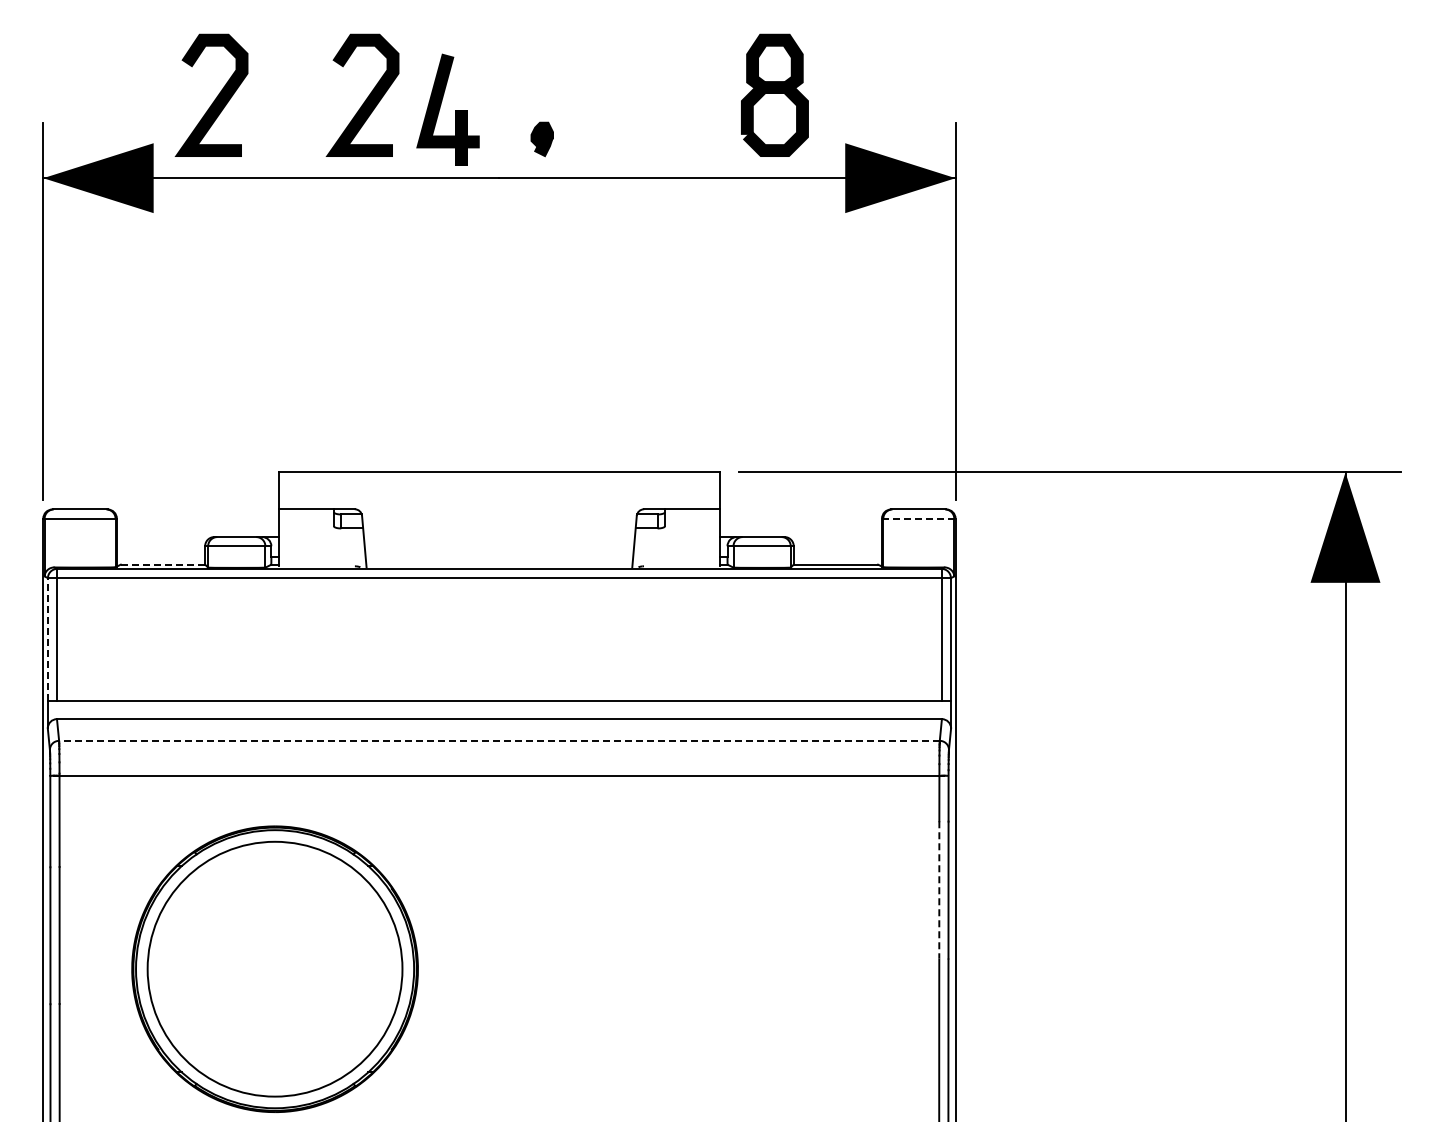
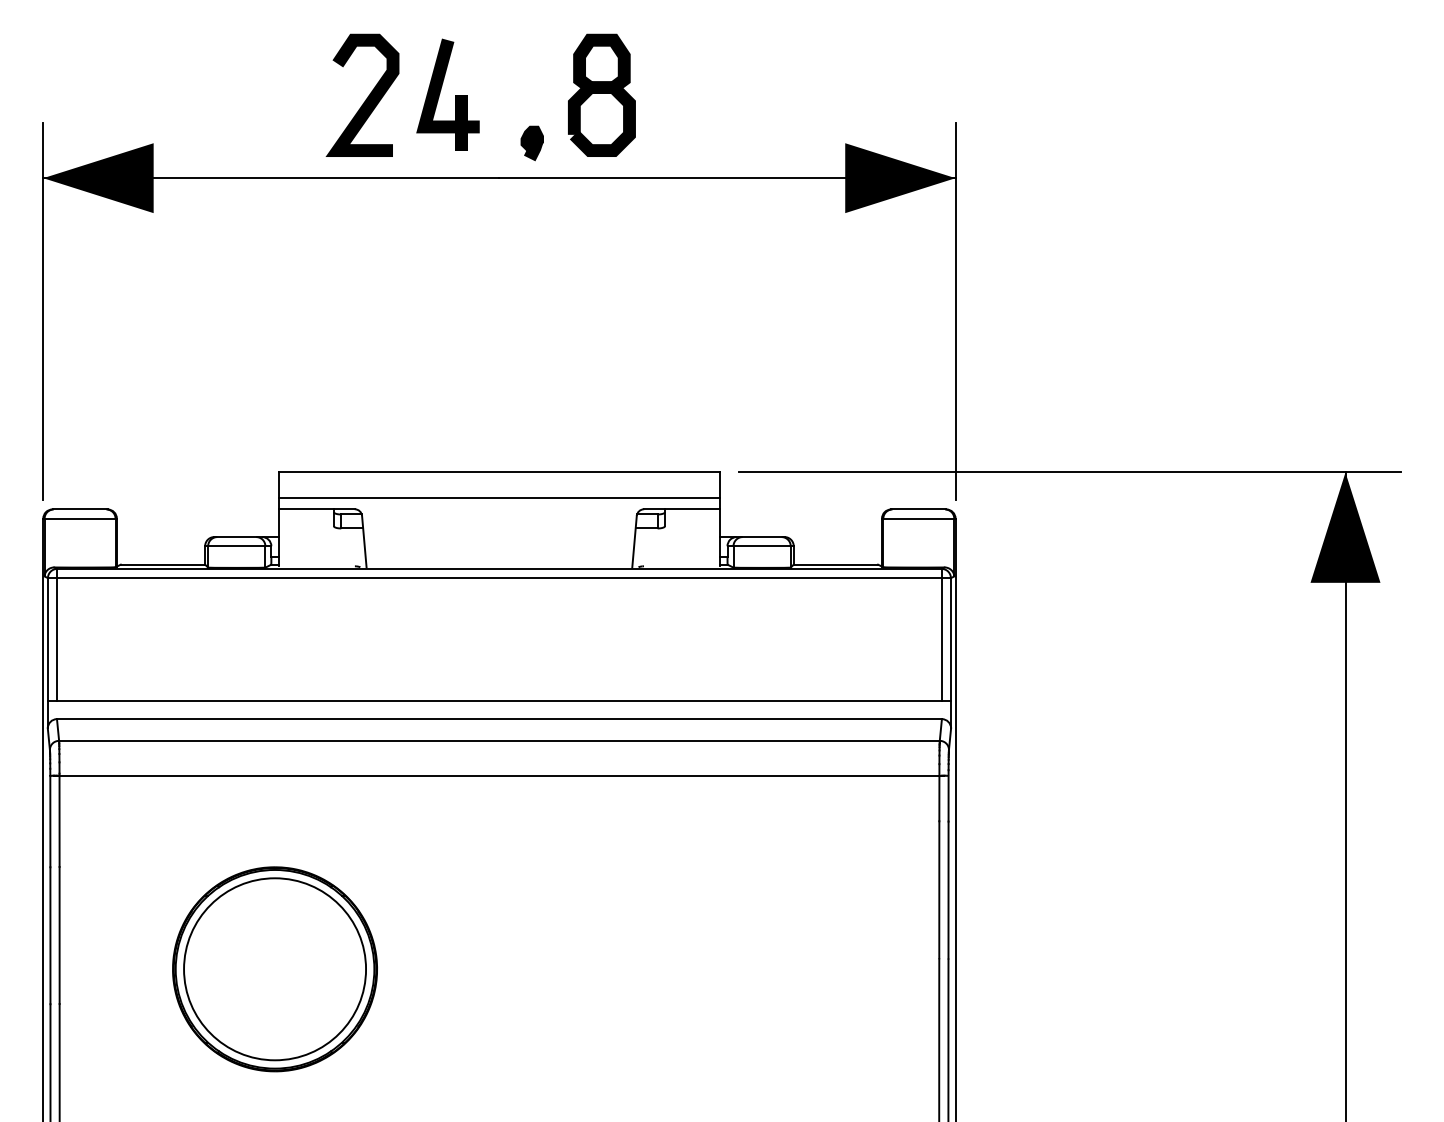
part position: (774, 94) -> (601, 94) (601, 94)
curve: present -> none (216, 96)
part position: (440, 108) -> (440, 93) (440, 93)
part position: (541, 139) -> (531, 143) (531, 143)
line: none -> present (499, 498)
line: dashed -> solid (918, 518)
line: dashed -> solid (163, 564)
line: dashed -> solid (47, 638)
line: dashed -> solid (498, 740)
line: dashed -> solid (939, 889)
part size: 288x288 px -> 206x207 px (274, 969)
